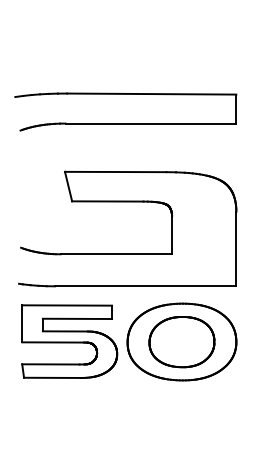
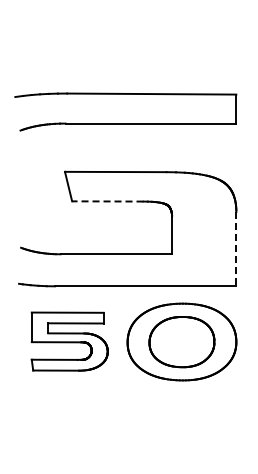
line: solid -> dashed (107, 201)
line: solid -> dashed (236, 249)
part size: 98x75 px -> 79x61 px (69, 341)
